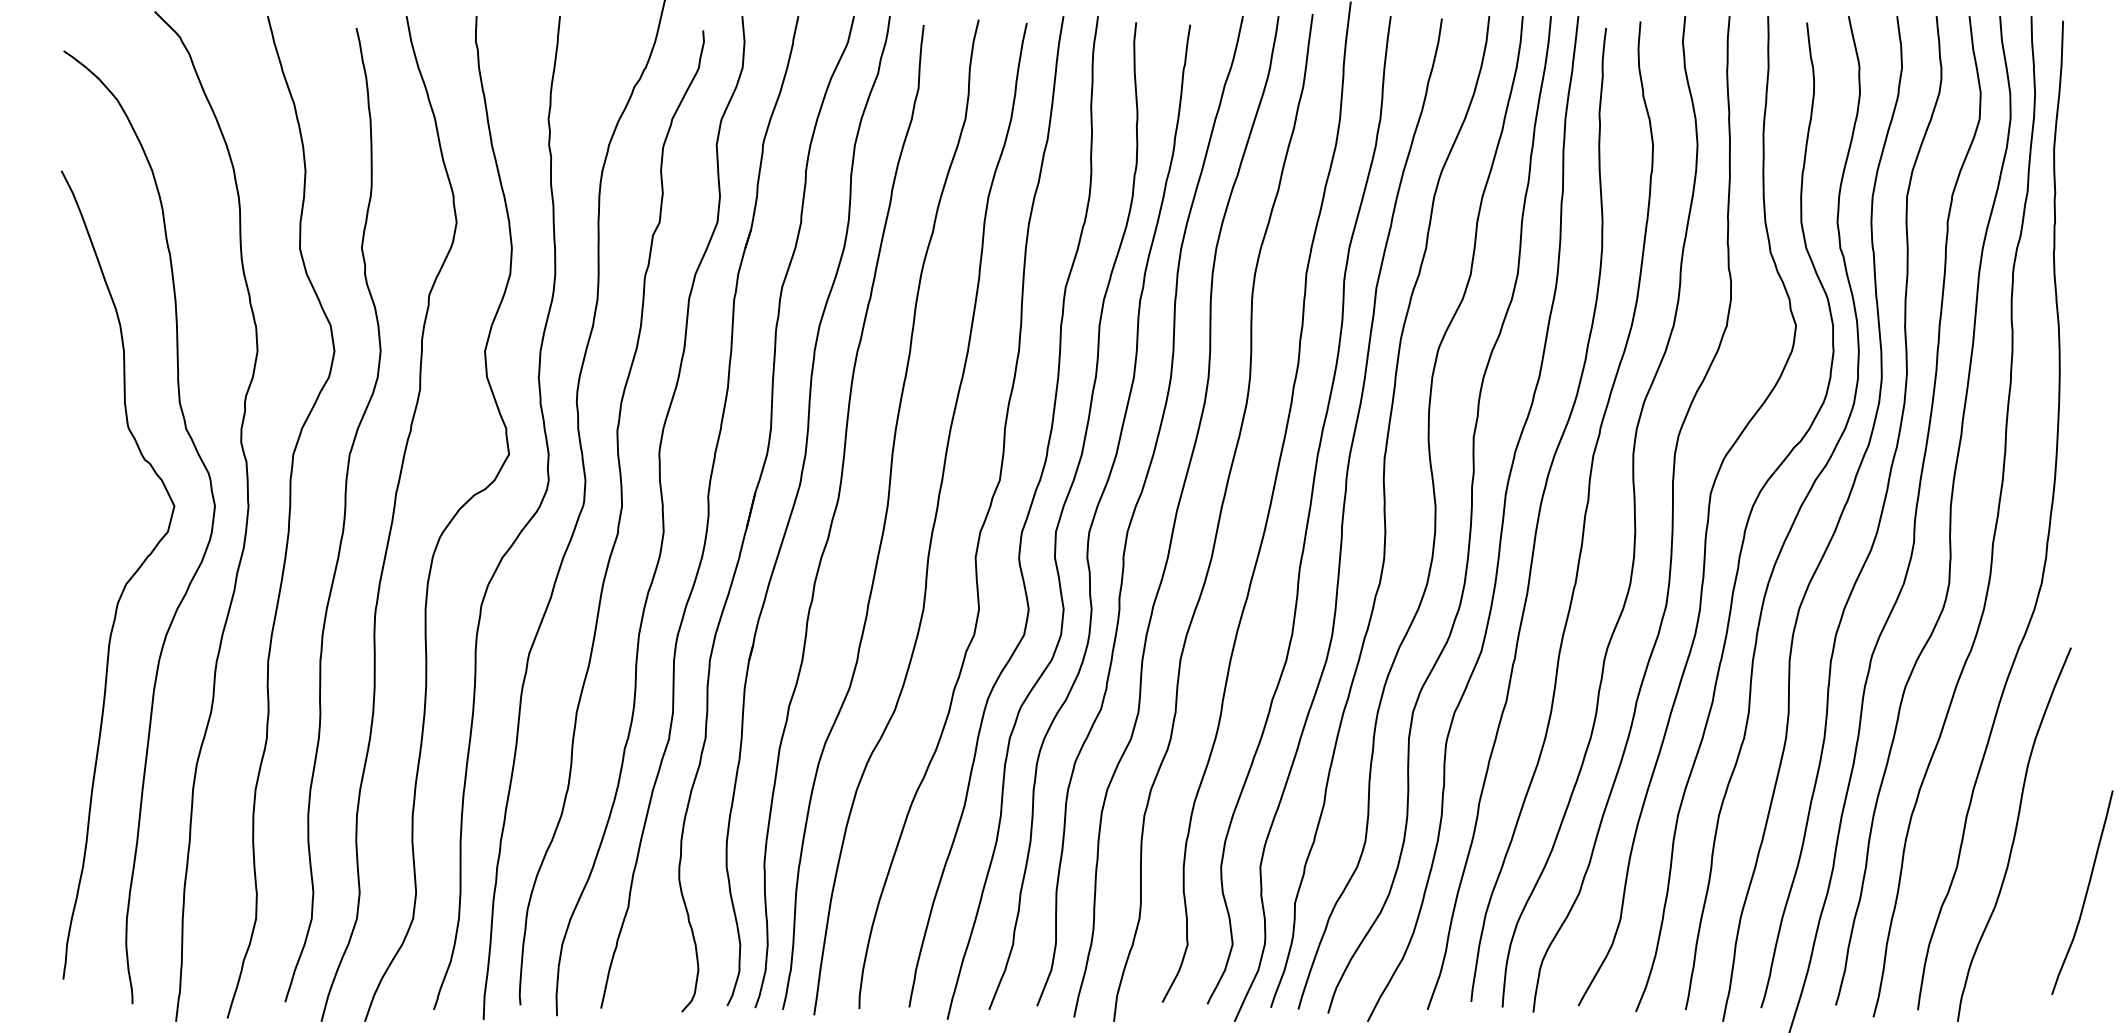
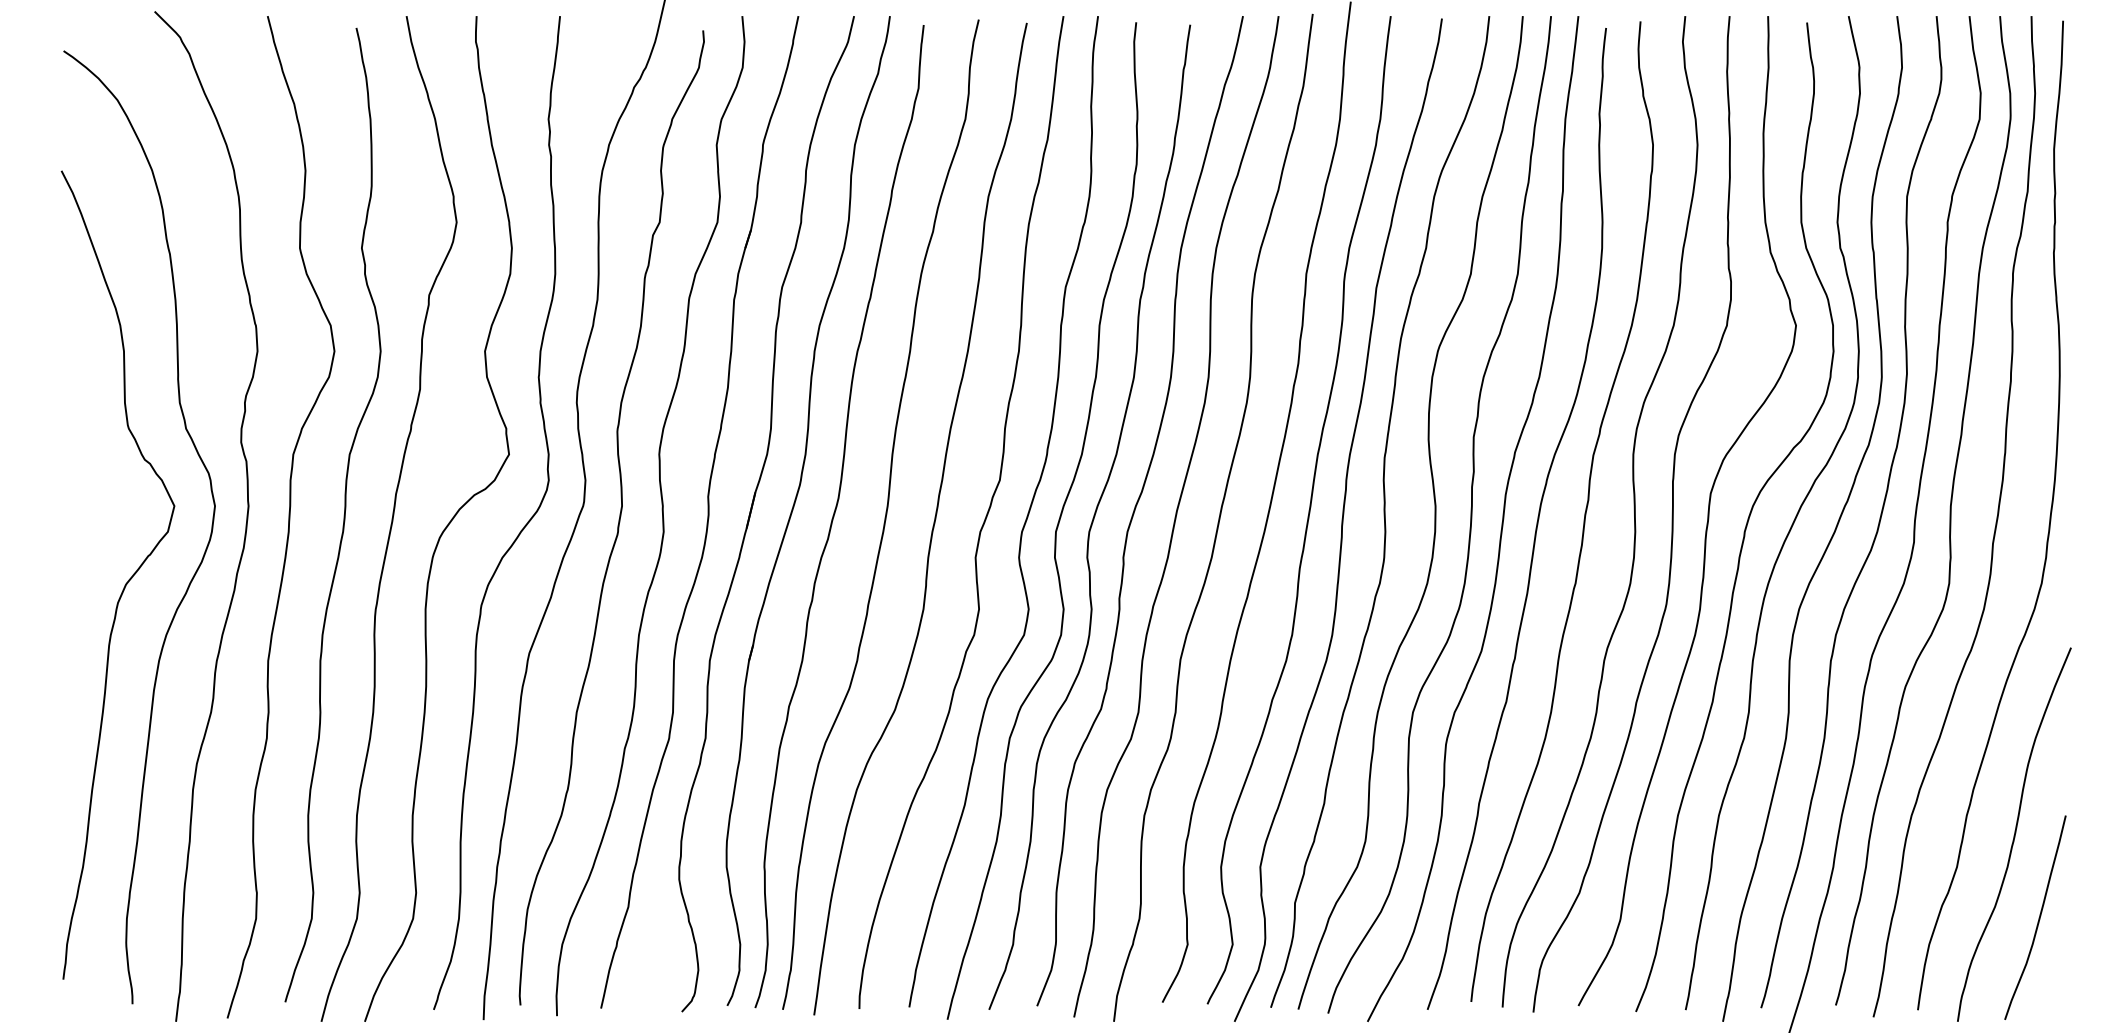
curve position: (2085, 892) -> (2038, 917) (2038, 917)
